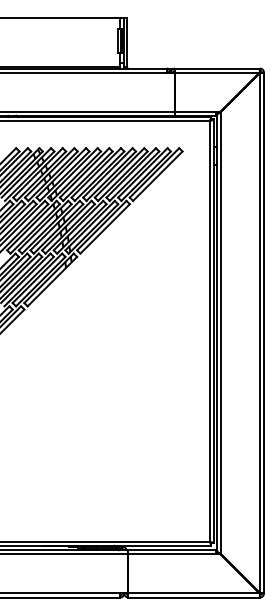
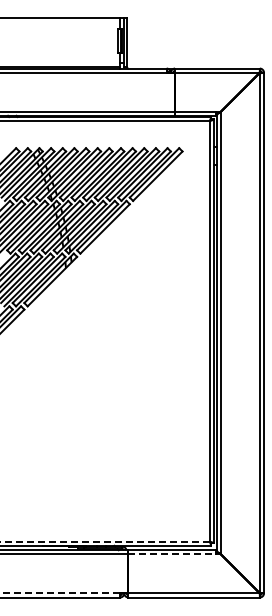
line: solid -> dashed (104, 541)
line: solid -> dashed (172, 554)
line: solid -> dashed (60, 593)
